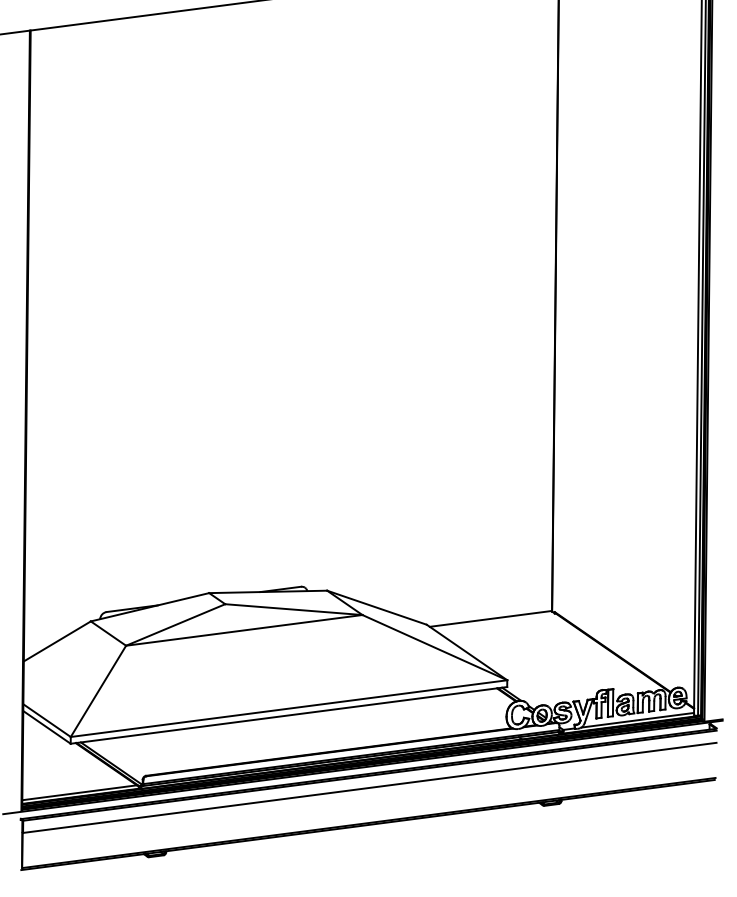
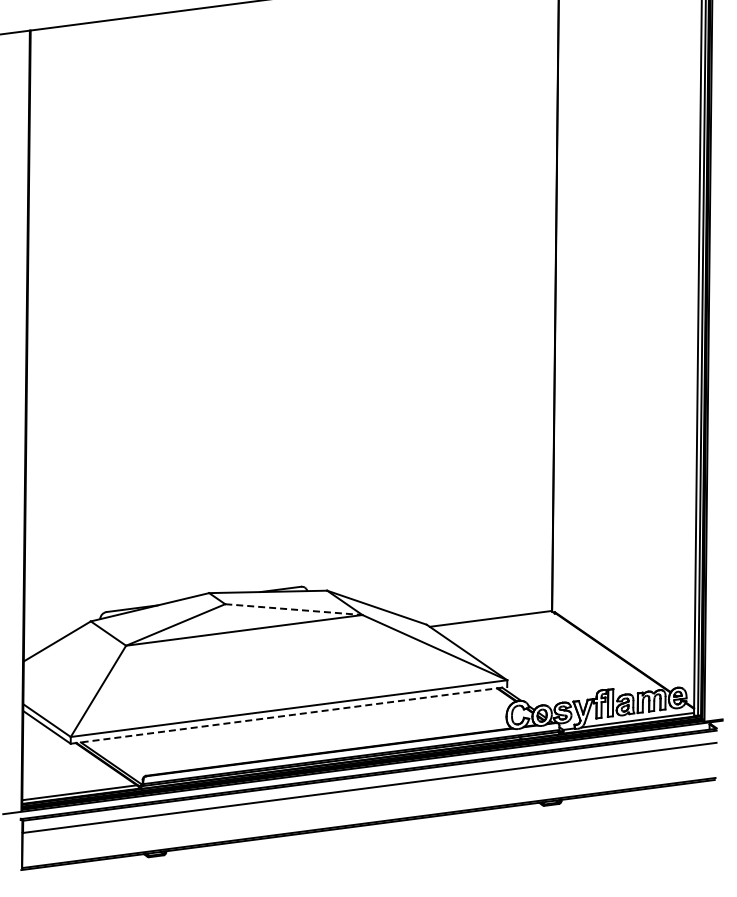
line: solid -> dashed (293, 609)
line: solid -> dashed (289, 715)
